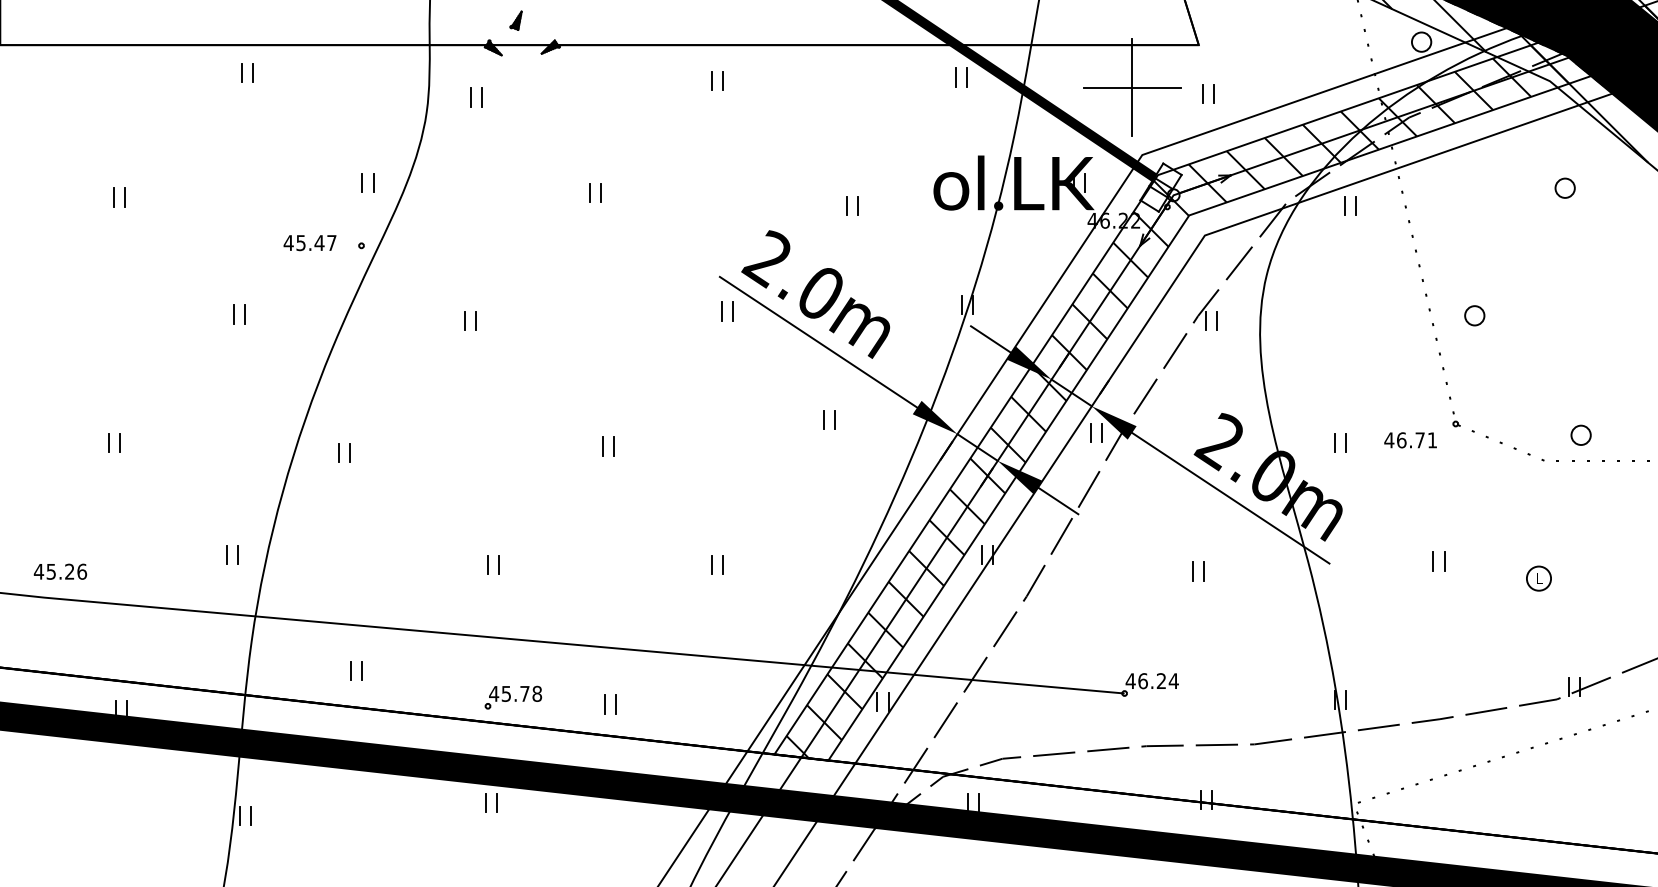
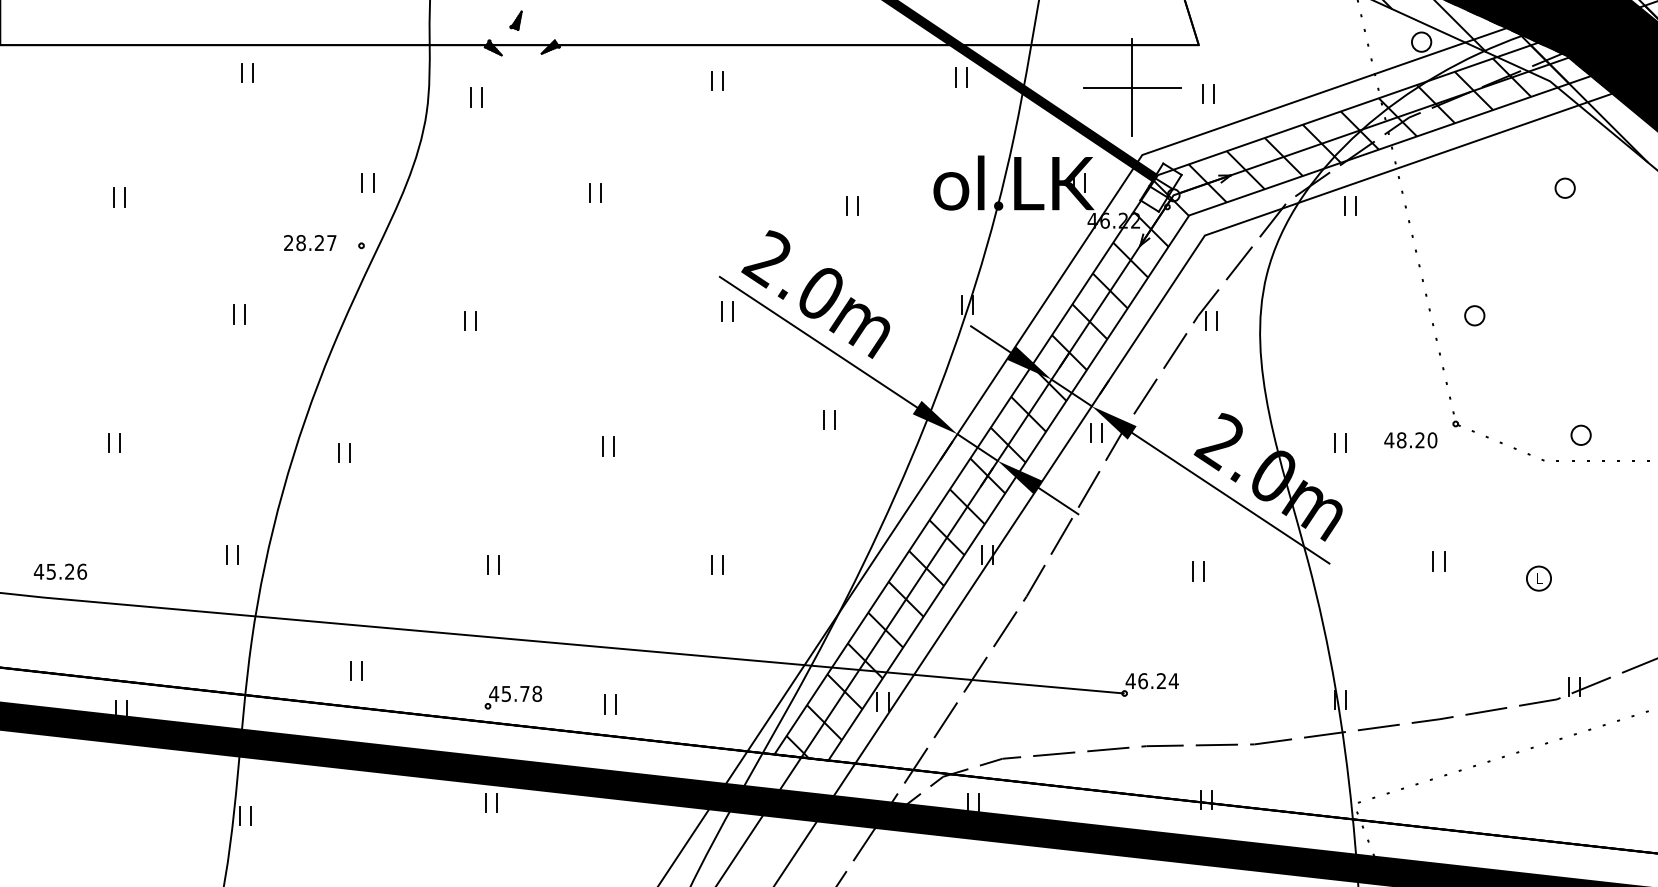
text: 45.47 -> 28.27 (303, 243)
text: 46.71 -> 48.20 (1417, 440)
